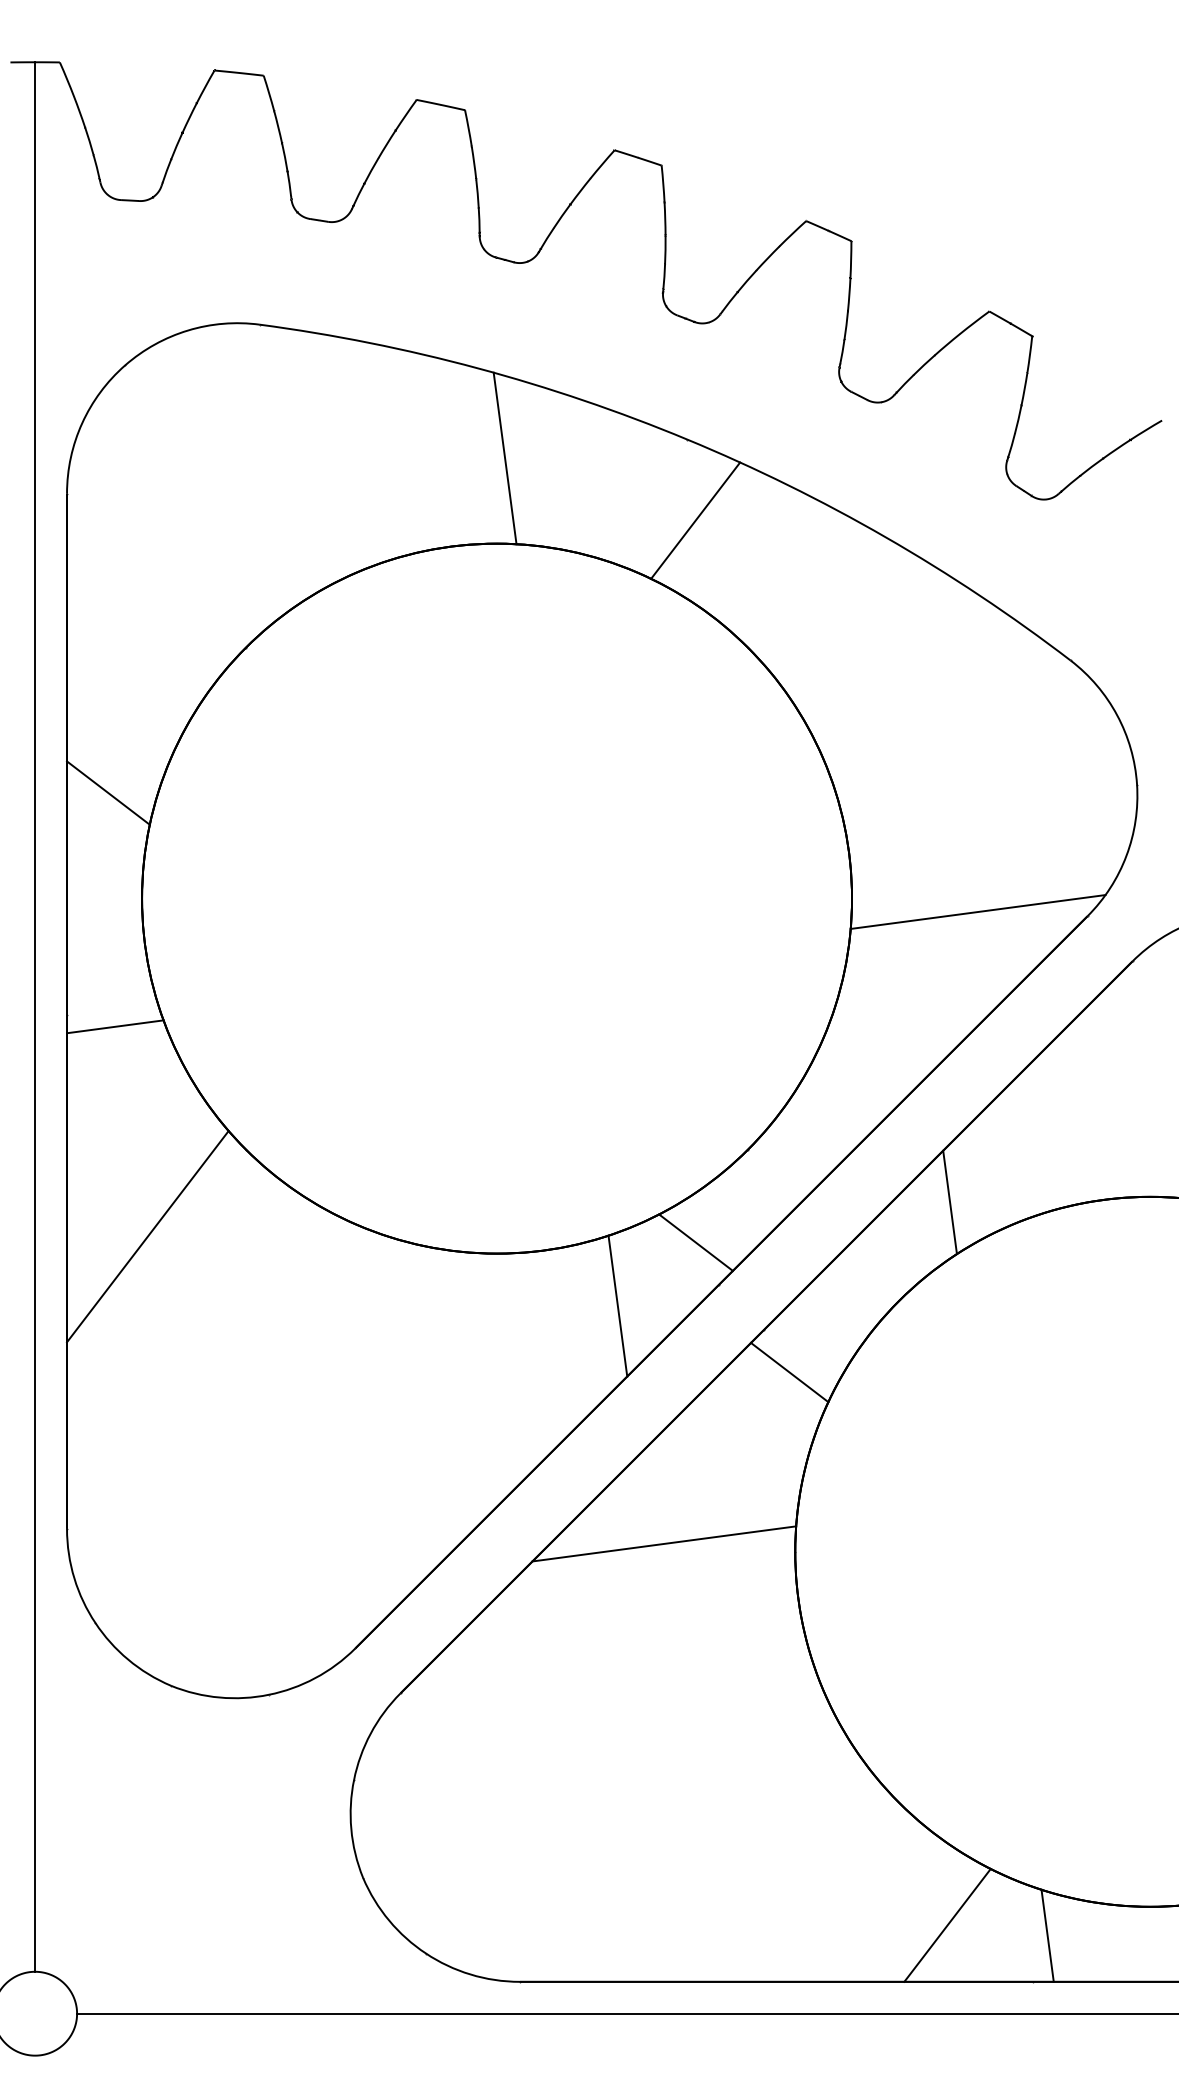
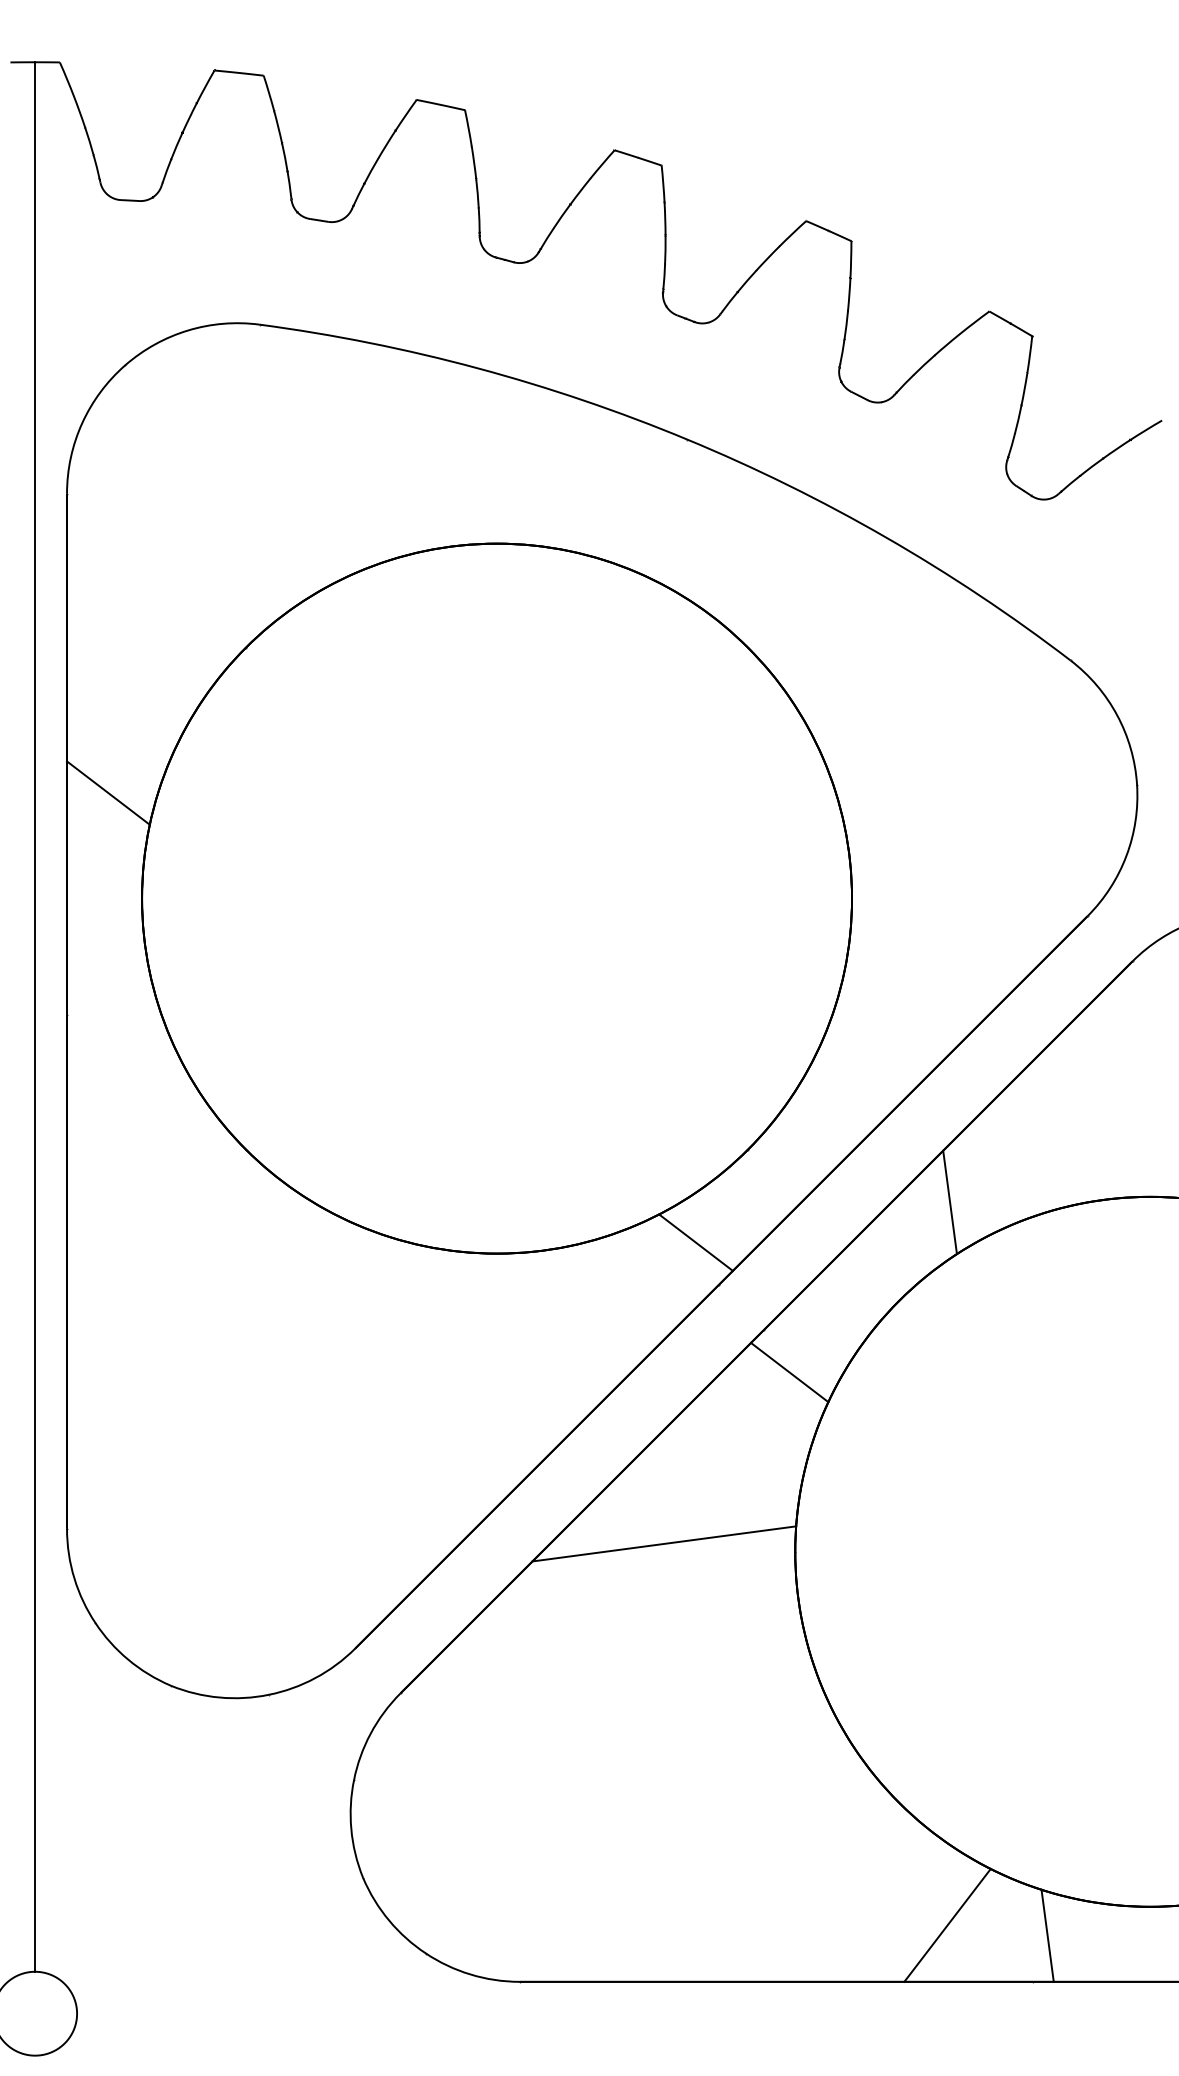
line: present -> none (504, 458)
line: present -> none (695, 520)
line: present -> none (977, 911)
line: present -> none (115, 1026)
line: present -> none (147, 1236)
line: present -> none (617, 1305)
line: present -> none (626, 2013)
